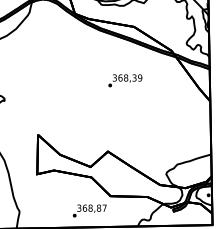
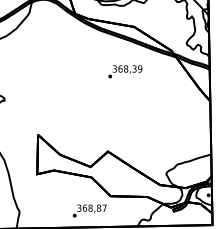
text position: (125, 80) -> (125, 71) (125, 71)
